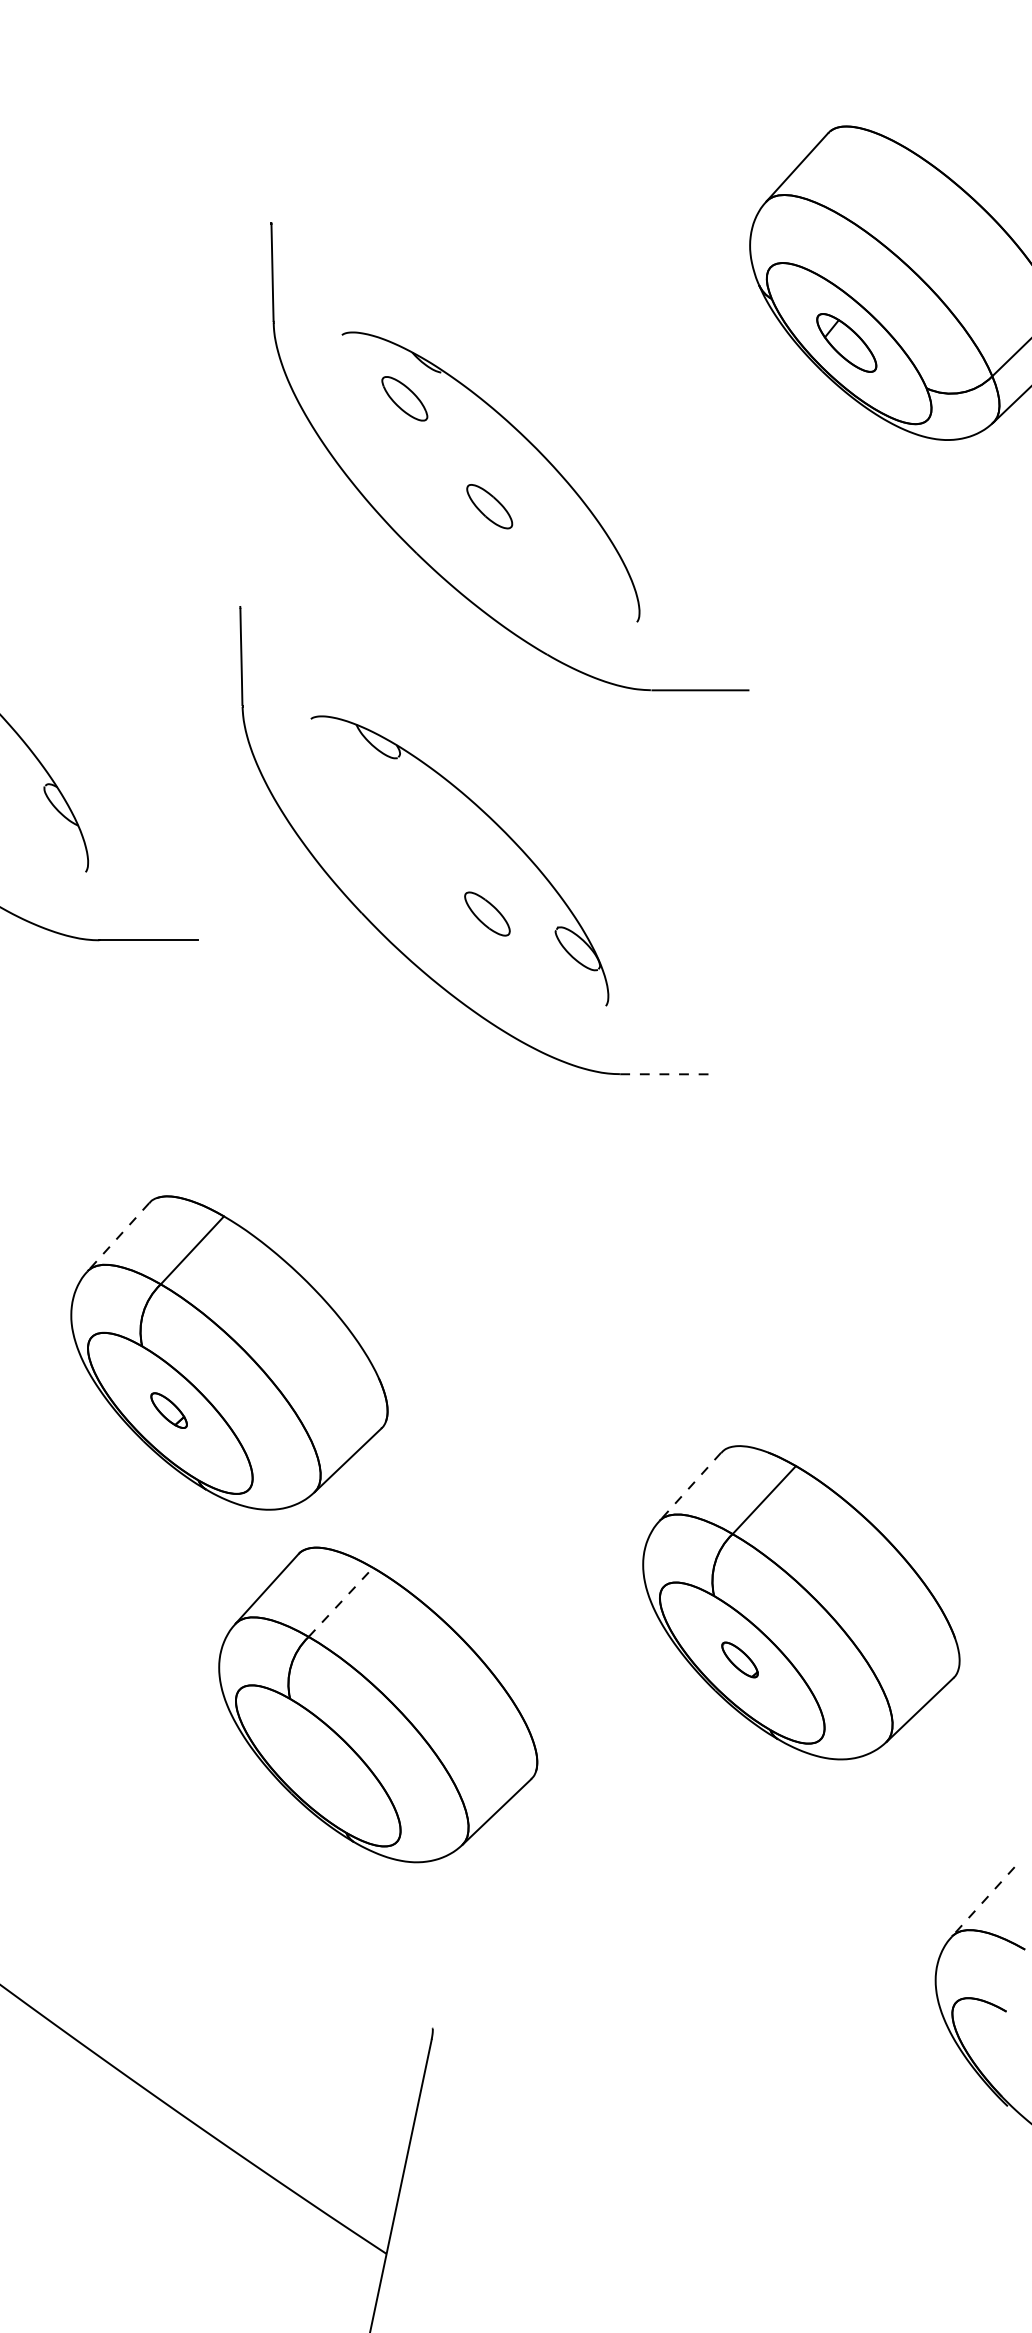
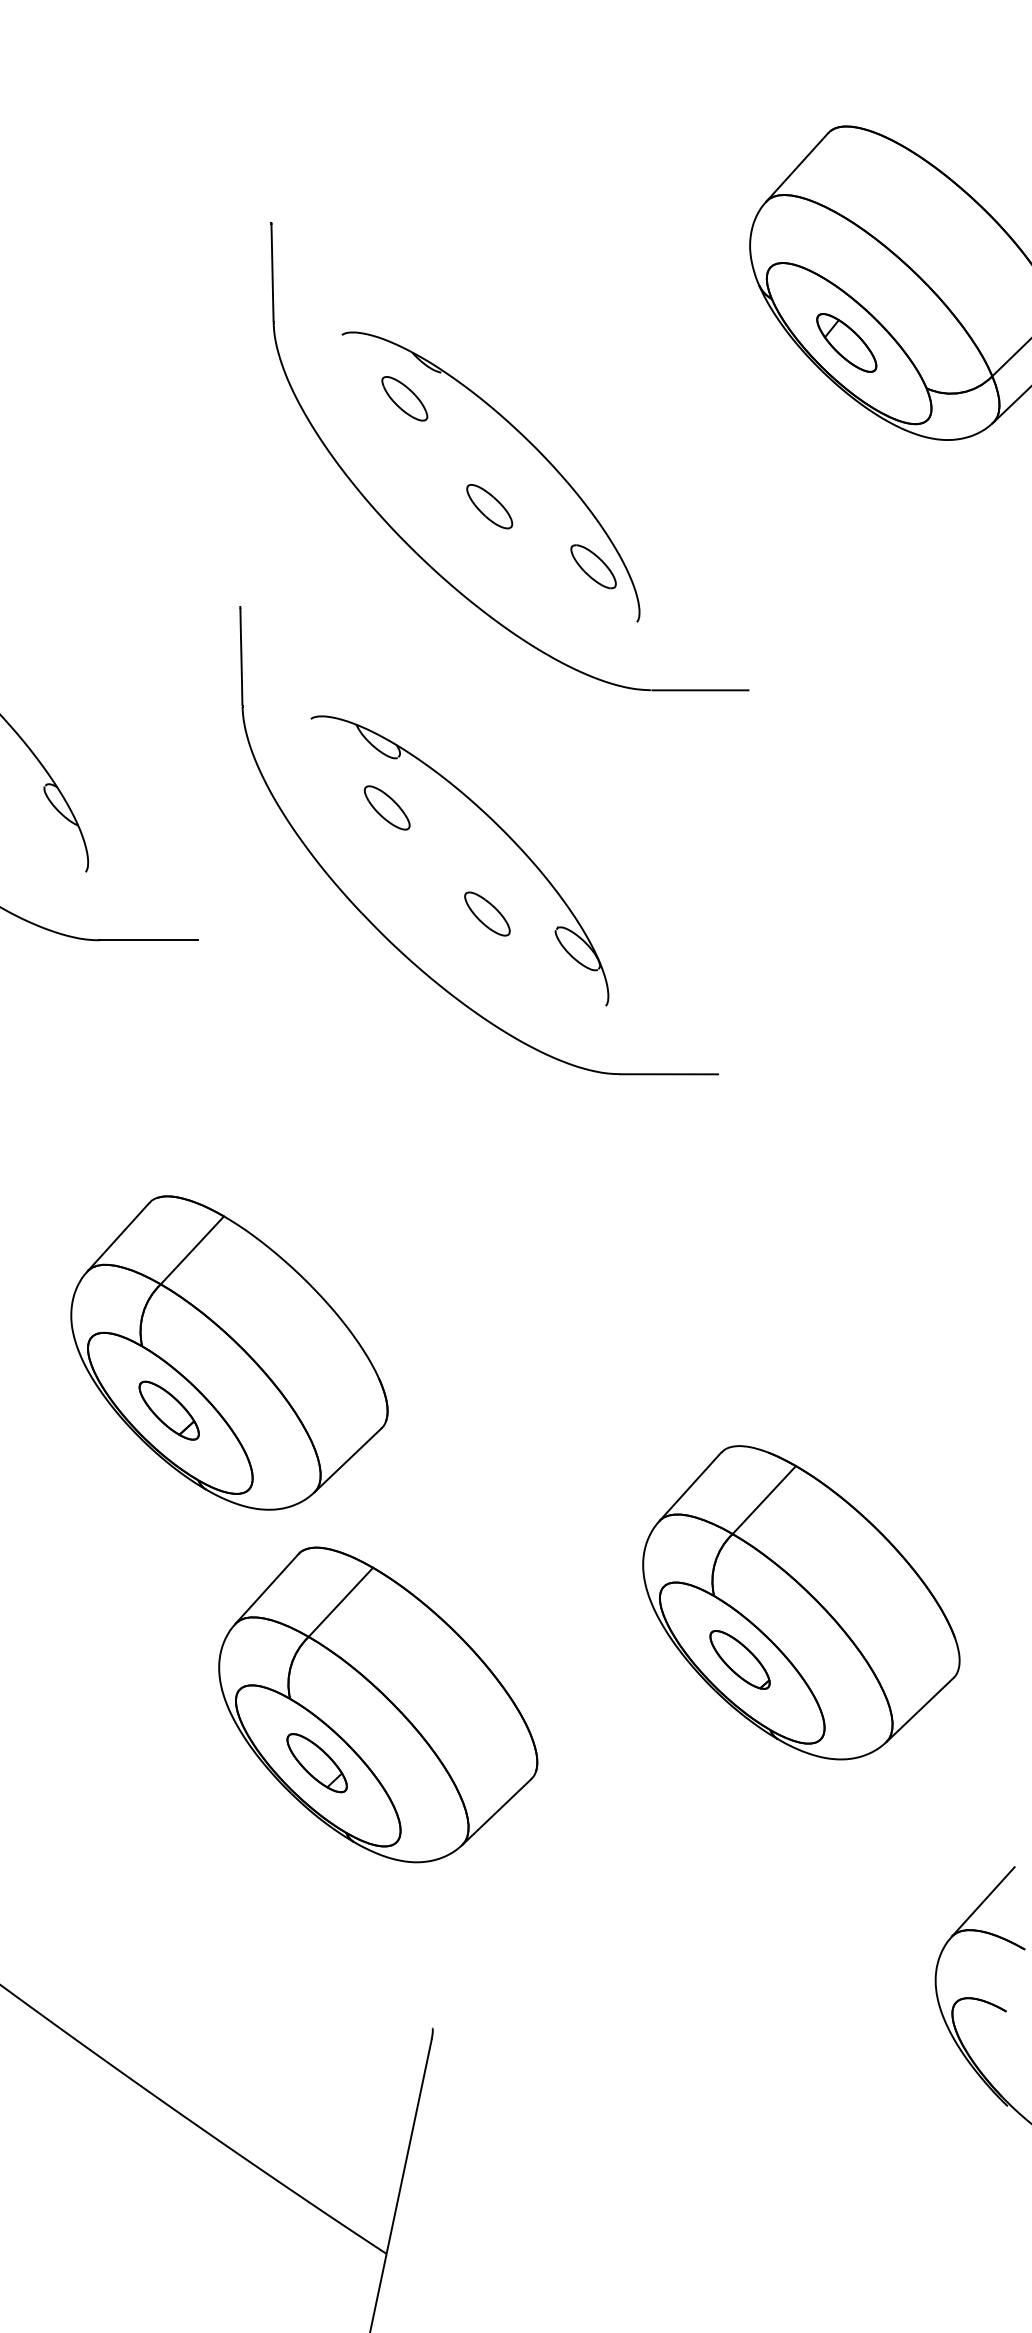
part: none -> present (593, 566)
part: none -> present (387, 807)
line: dashed -> solid (669, 1074)
line: dashed -> solid (118, 1237)
part size: 38x37 px -> 62x61 px (168, 1410)
line: dashed -> solid (690, 1486)
line: dashed -> solid (341, 1601)
part size: 38x38 px -> 62x60 px (739, 1659)
part: none -> present (316, 1763)
line: dashed -> solid (983, 1901)
